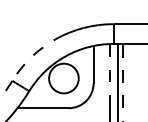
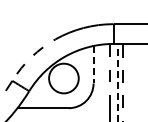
line: solid -> dashed (93, 64)
line: solid -> dashed (118, 82)
